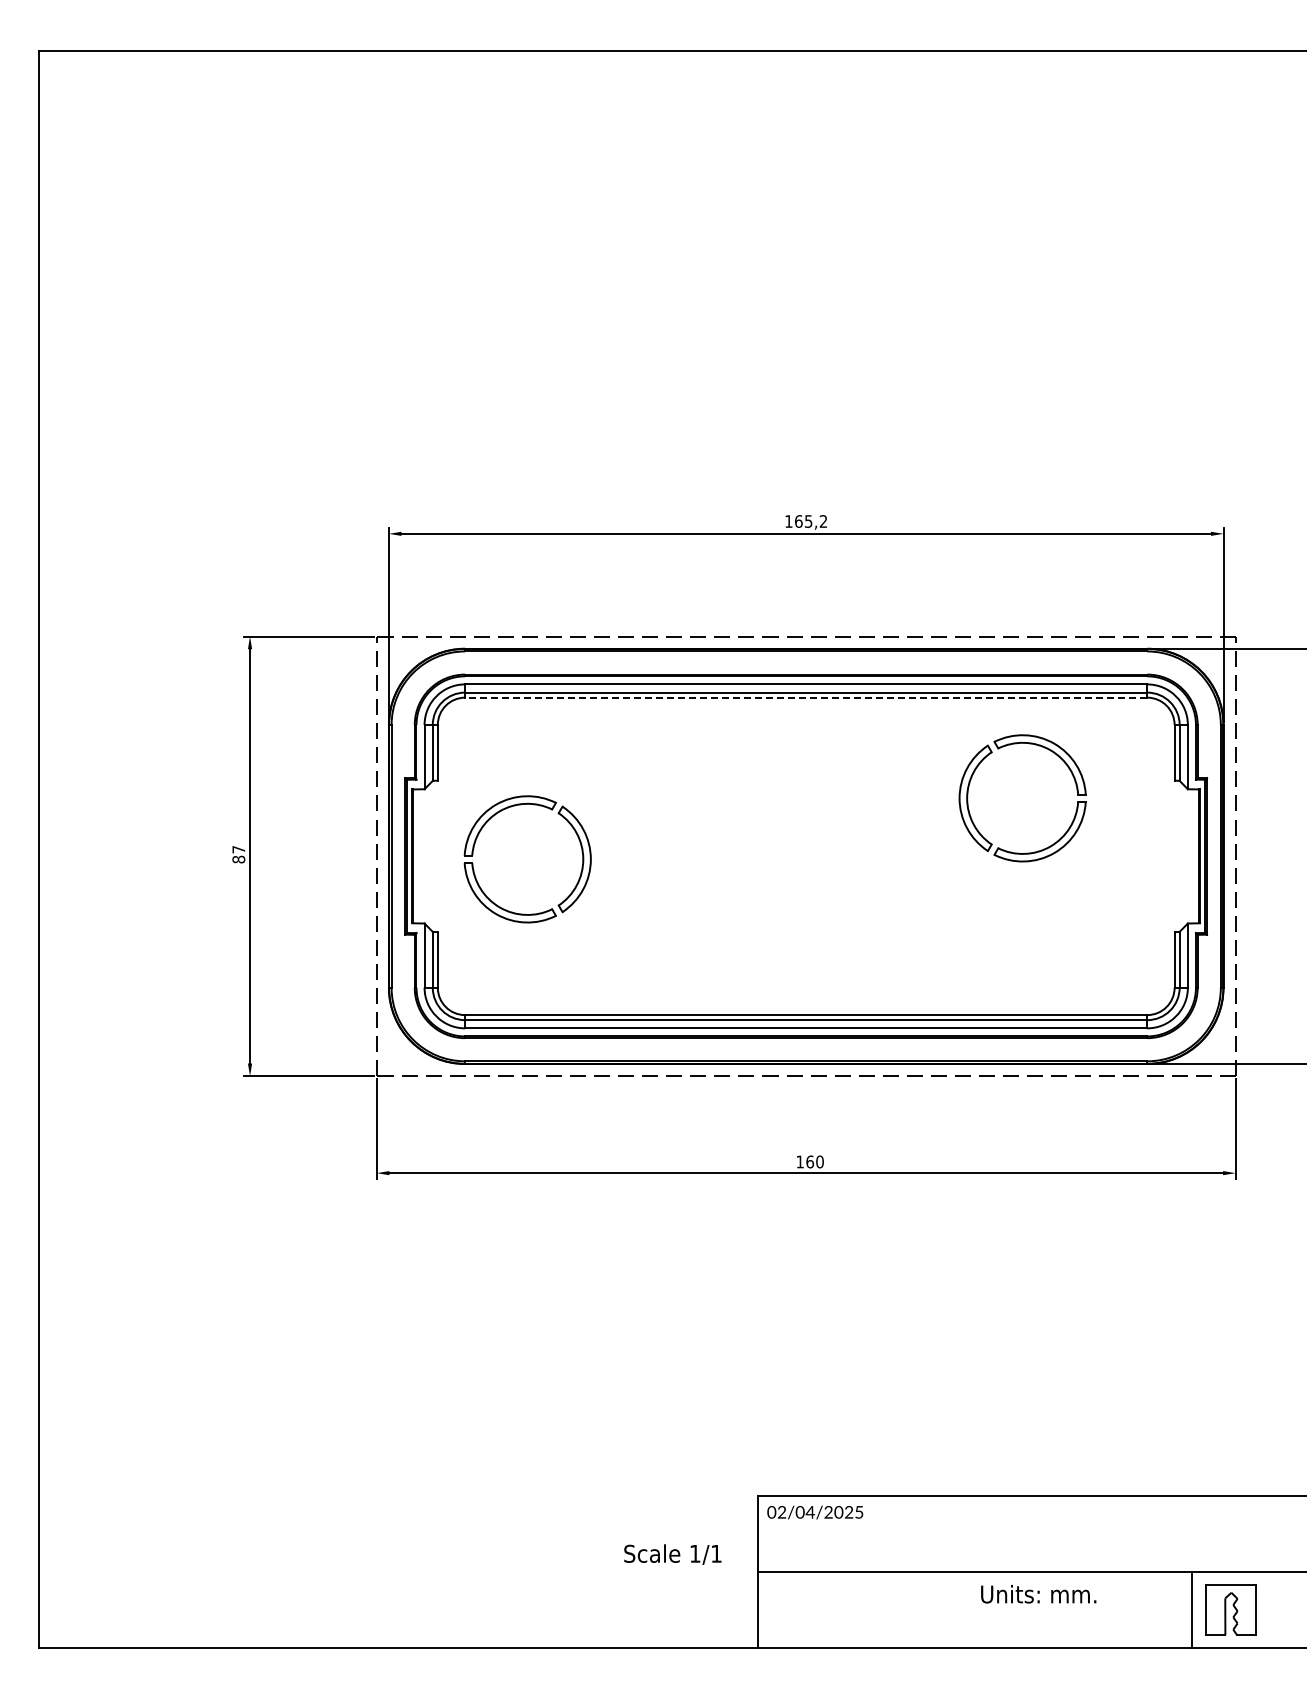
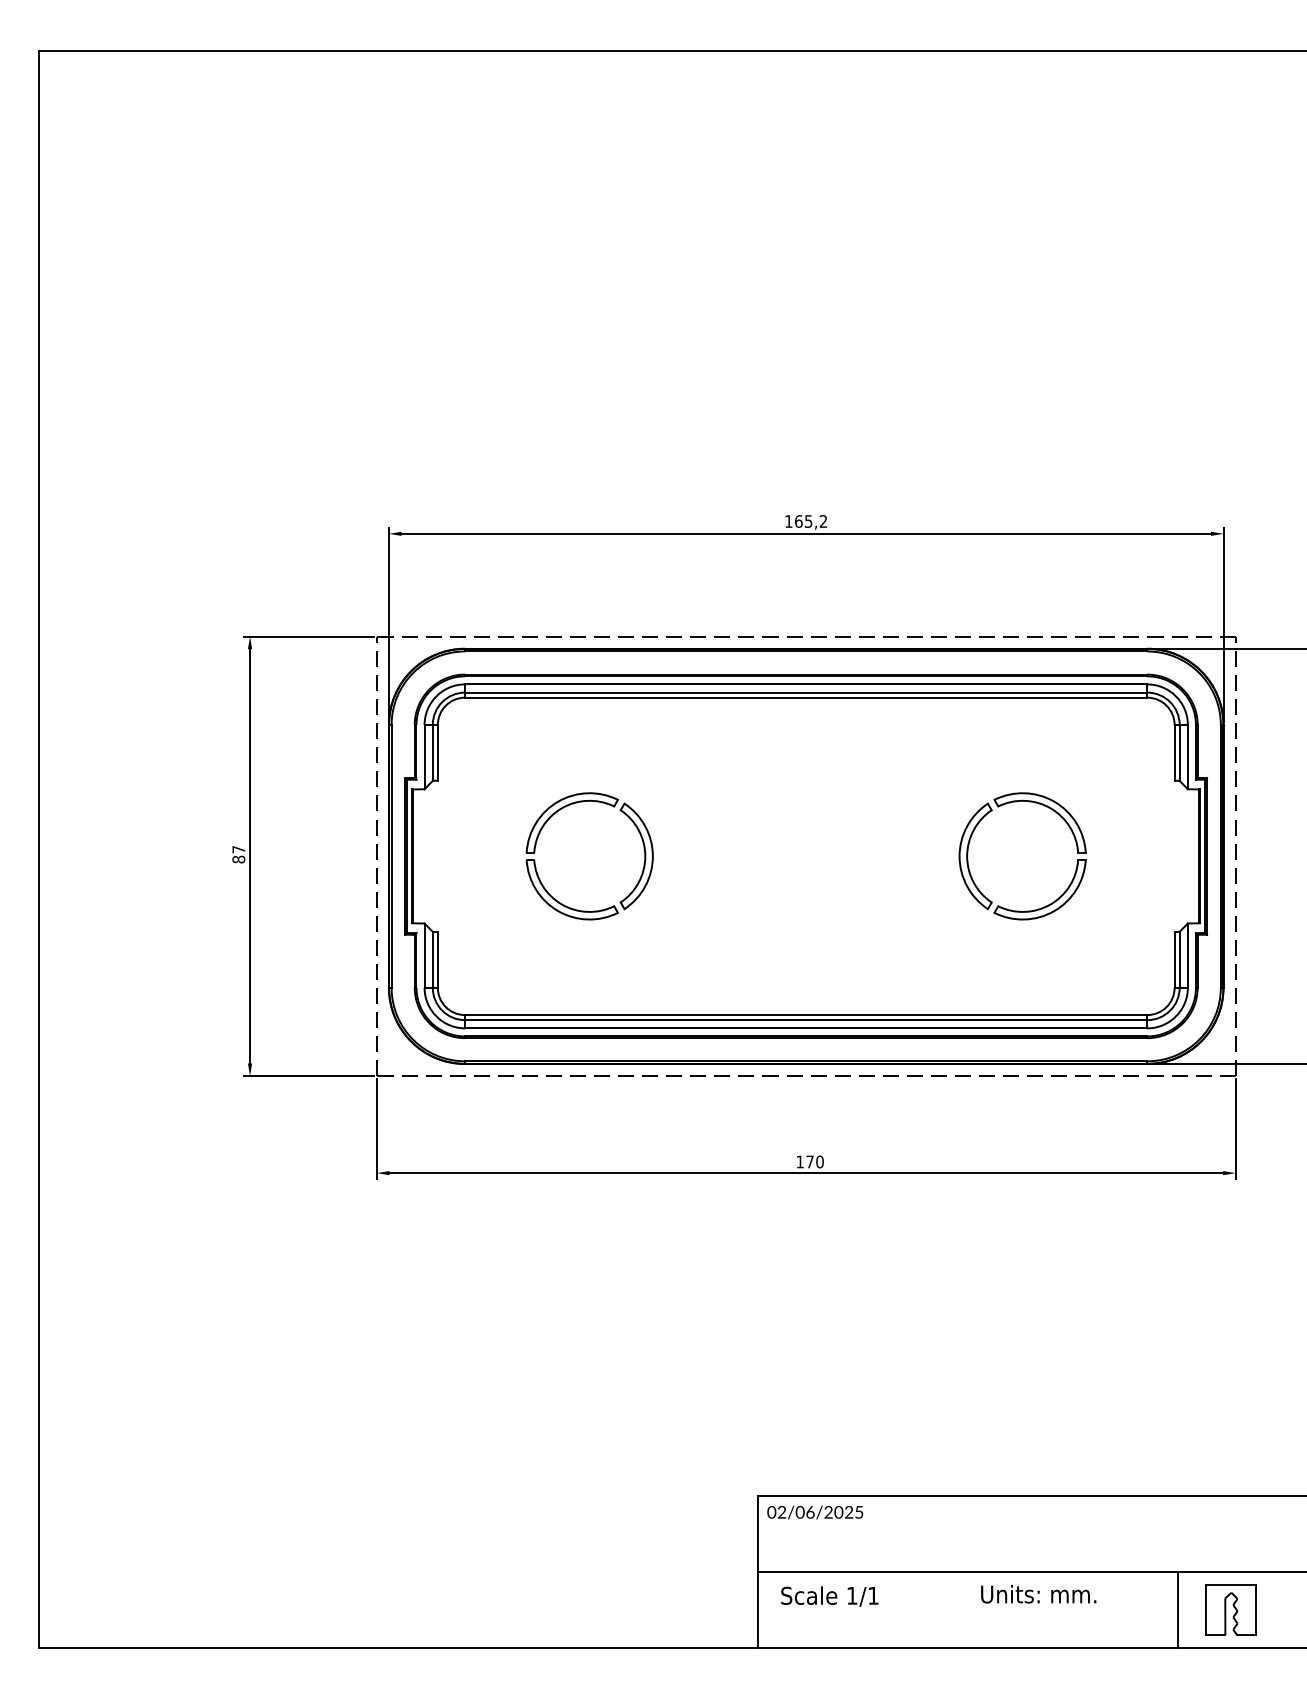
line: dashed -> solid (805, 697)
part position: (968, 798) -> (968, 856) (968, 856)
part position: (474, 869) -> (536, 866) (536, 866)
text: 160 -> 170 (810, 1161)
text: 02/04/2025 -> 02/06/2025 (809, 1512)
text position: (672, 1554) -> (829, 1596) (829, 1596)
line position: (1191, 1610) -> (1177, 1610) (1177, 1610)
